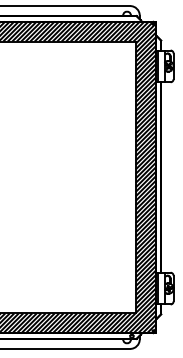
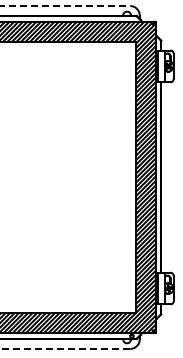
line: solid -> dashed (65, 6)
line: solid -> dashed (65, 348)
